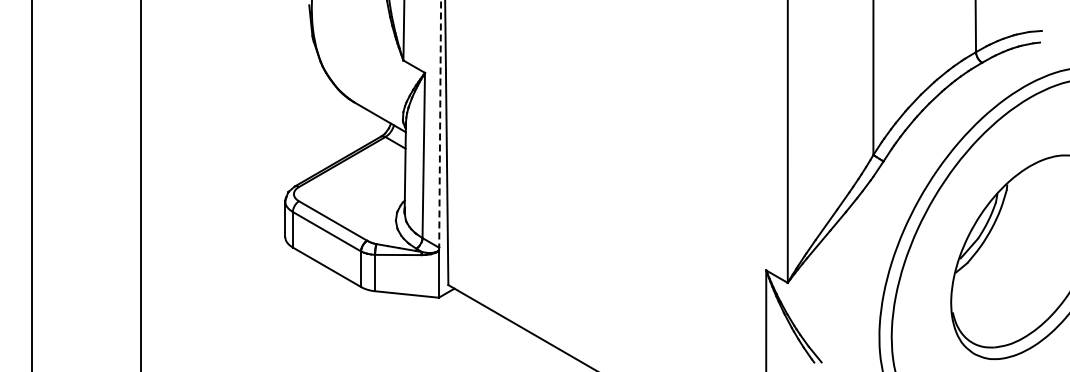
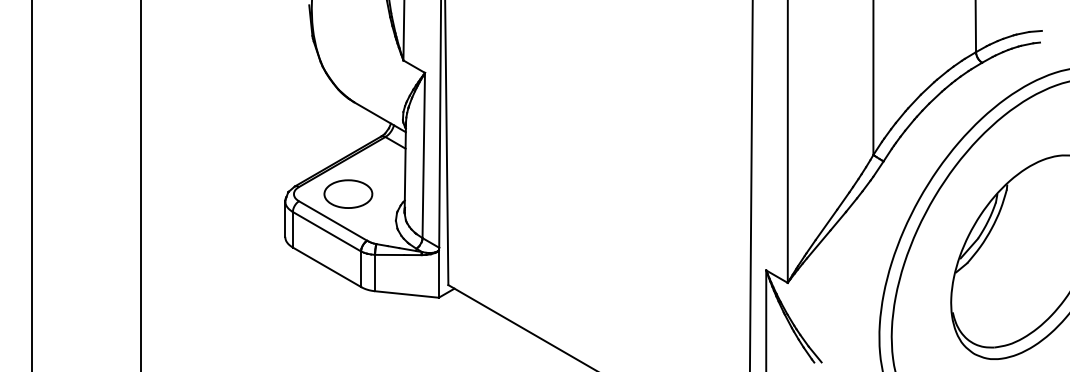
line: dashed -> solid (440, 124)
line: none -> present (750, 185)
part: none -> present (348, 193)
